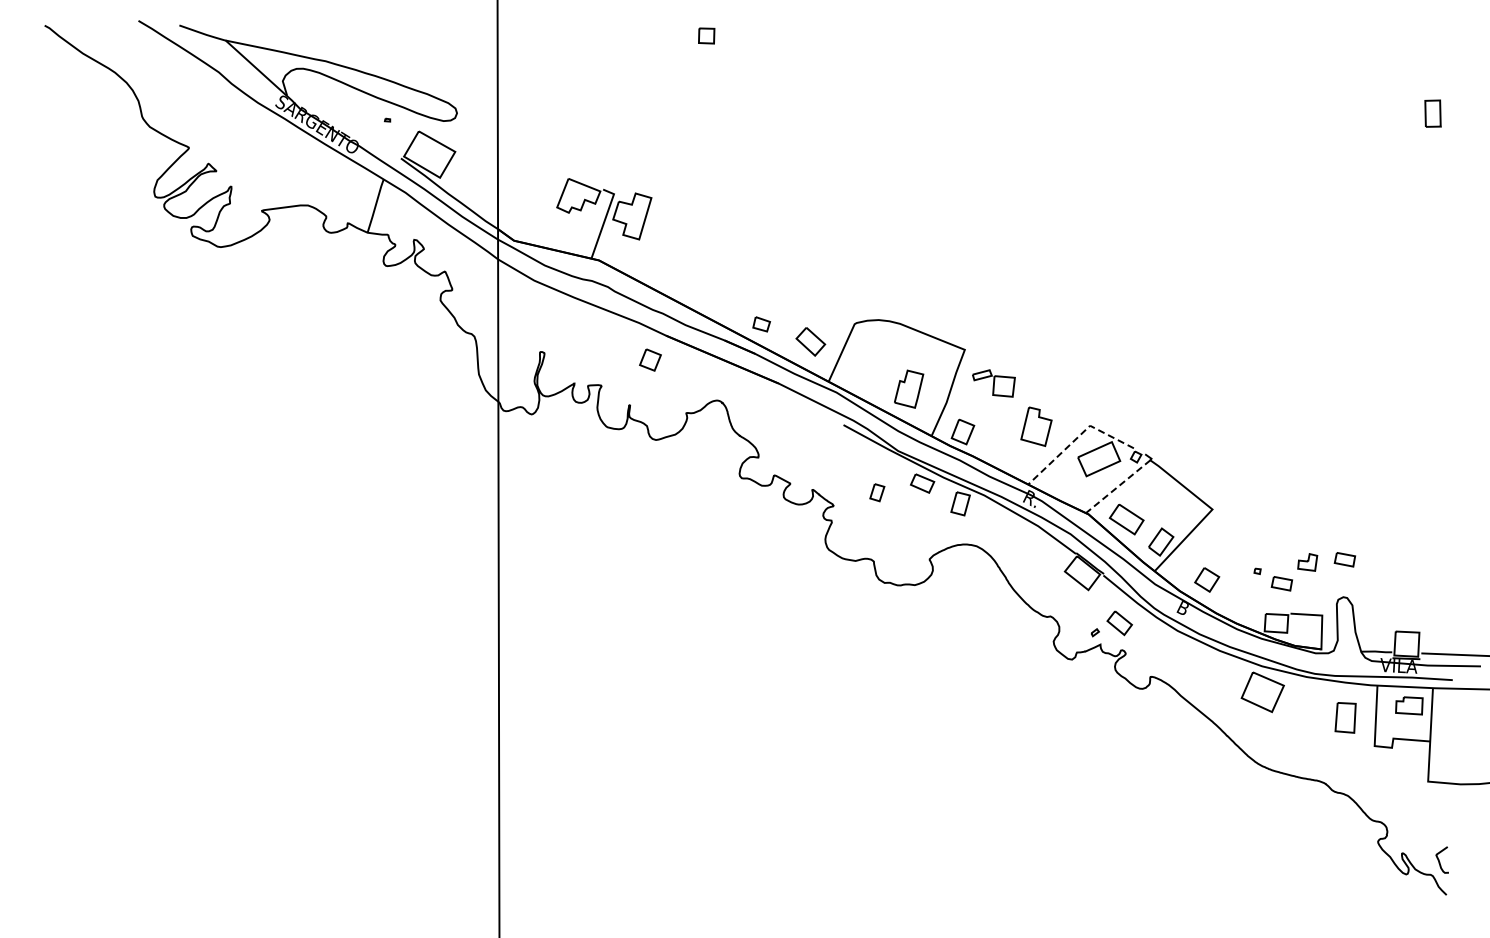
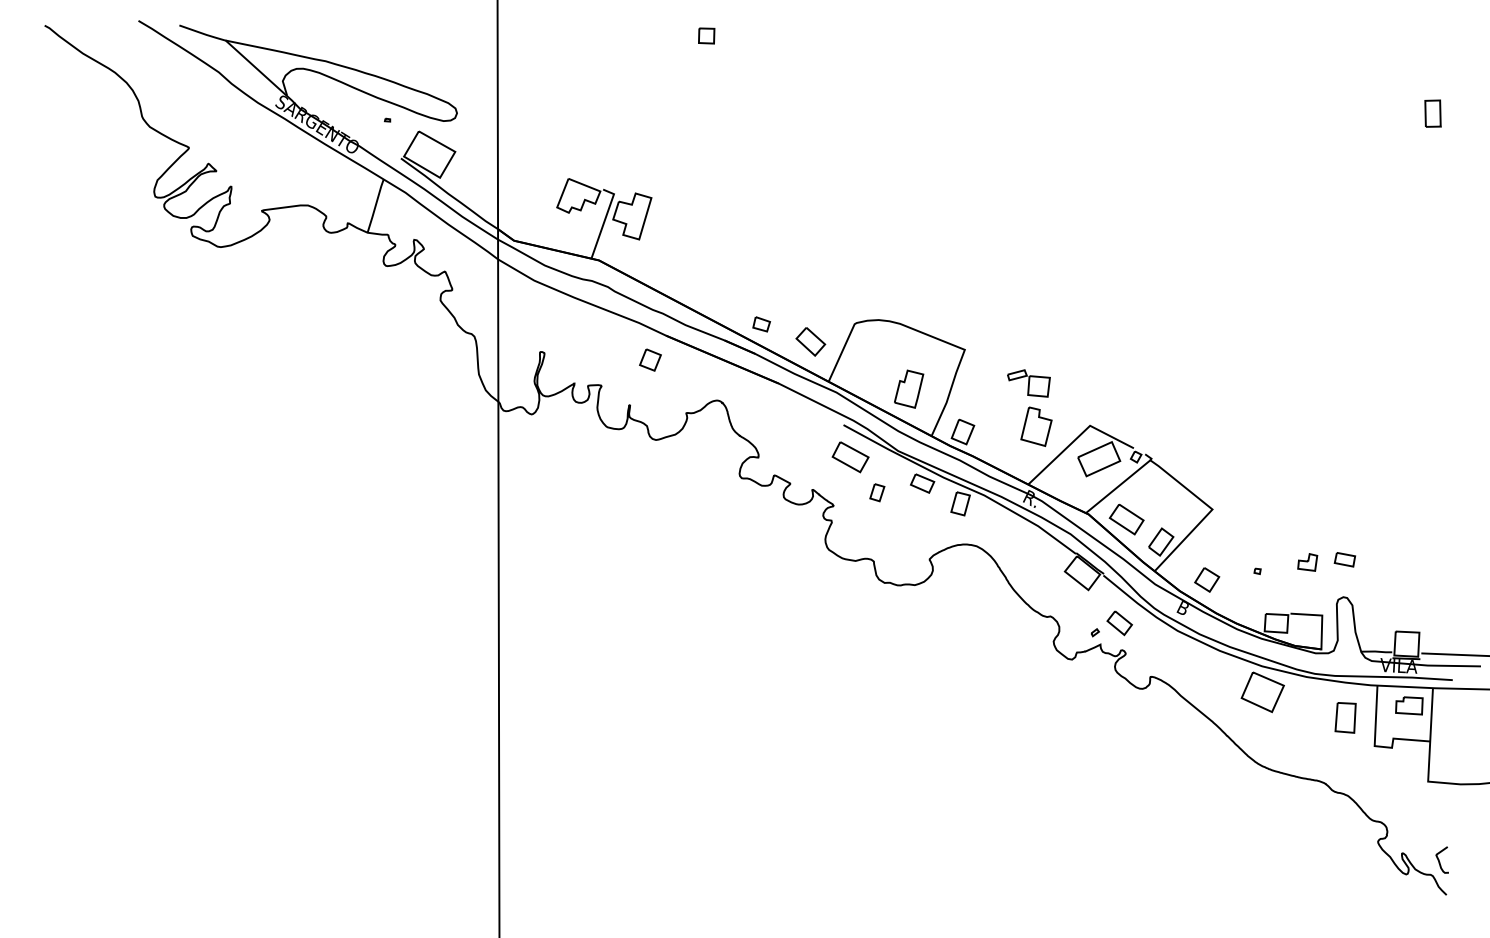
part position: (993, 383) -> (1028, 383) (1028, 383)
line: dashed -> solid (1077, 438)
part: none -> present (850, 457)
line: dashed -> solid (1118, 486)
part: present -> none (1281, 583)
